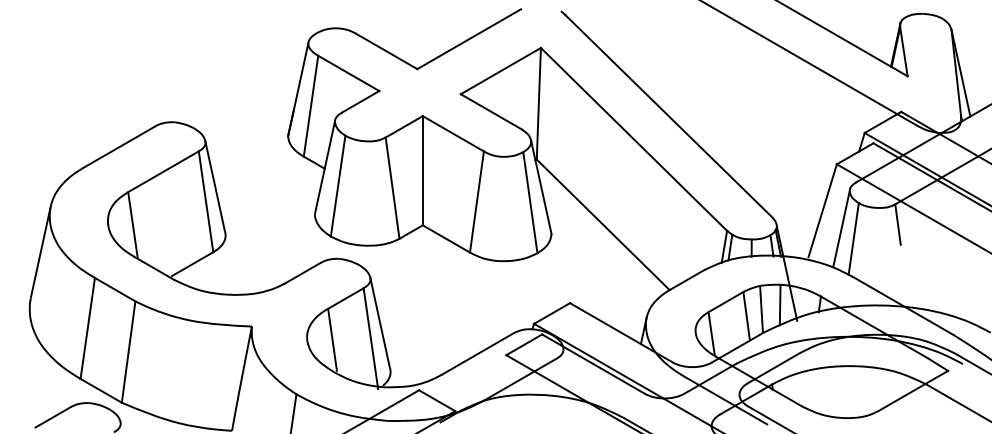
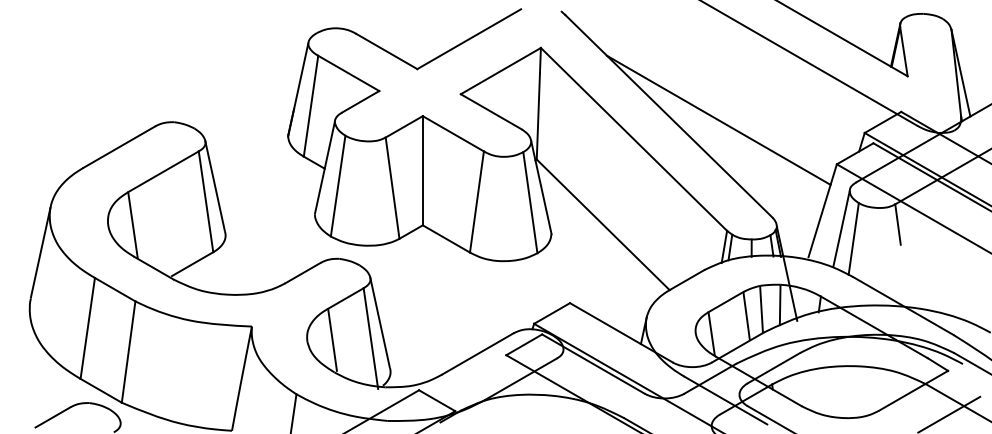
line: none -> present (718, 119)
line: none -> present (950, 413)
